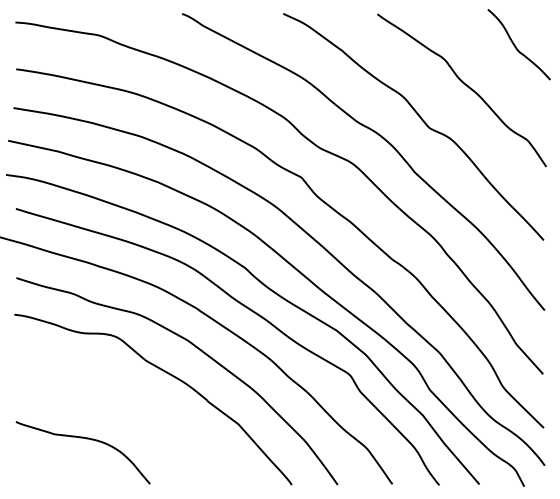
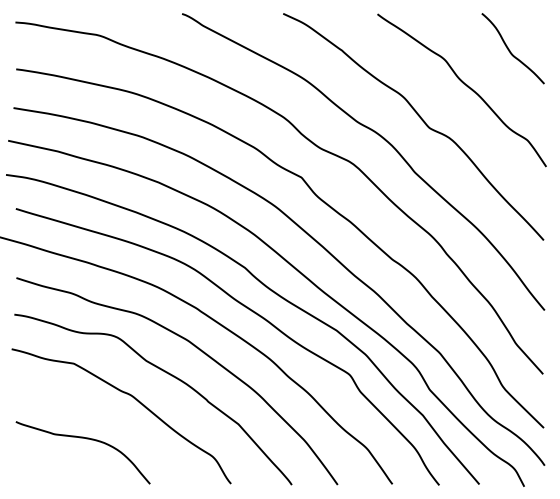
curve position: (516, 46) -> (510, 50) (510, 50)
curve: none -> present (134, 399)
